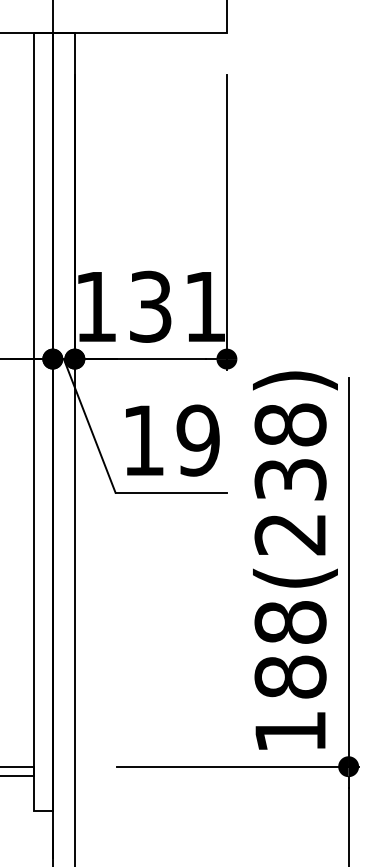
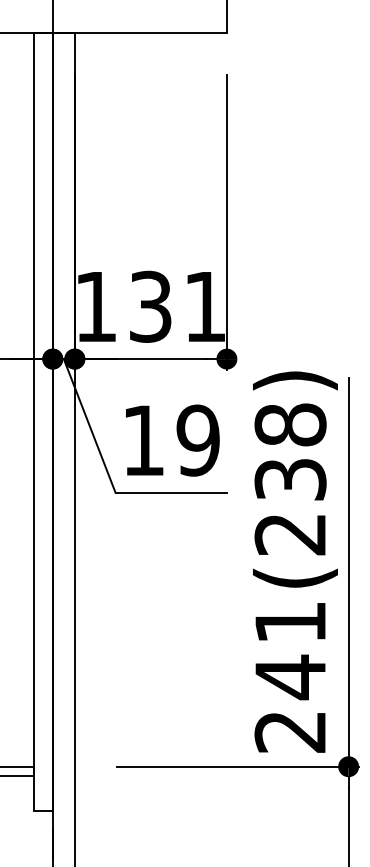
text: 188(238) -> 241(238) (290, 676)
